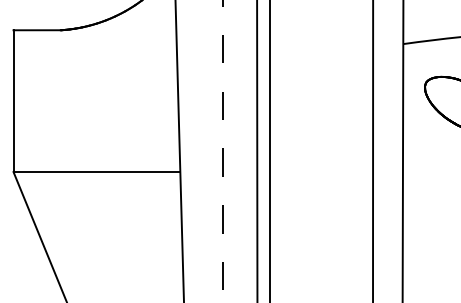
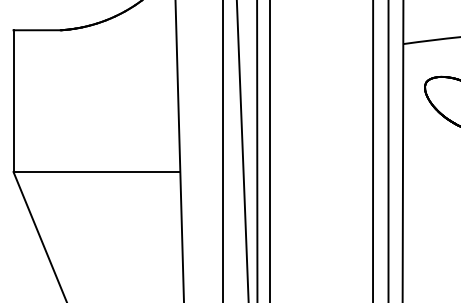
line: none -> present (242, 150)
line: none -> present (388, 150)
line: dashed -> solid (223, 151)
